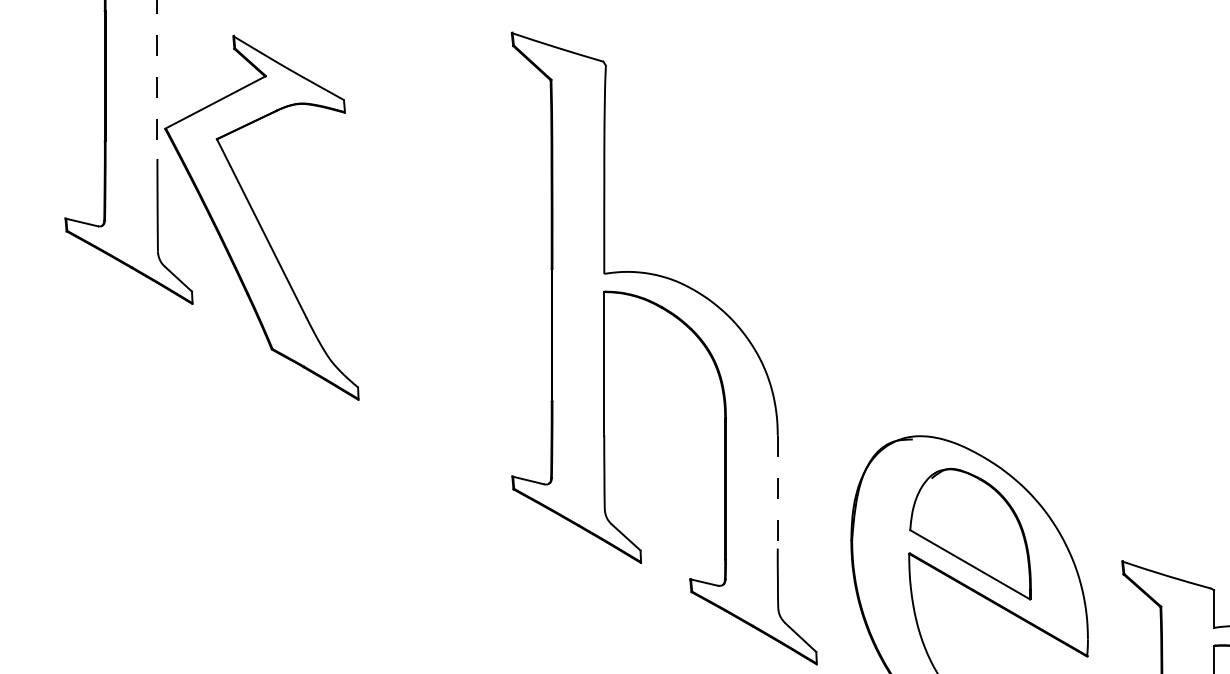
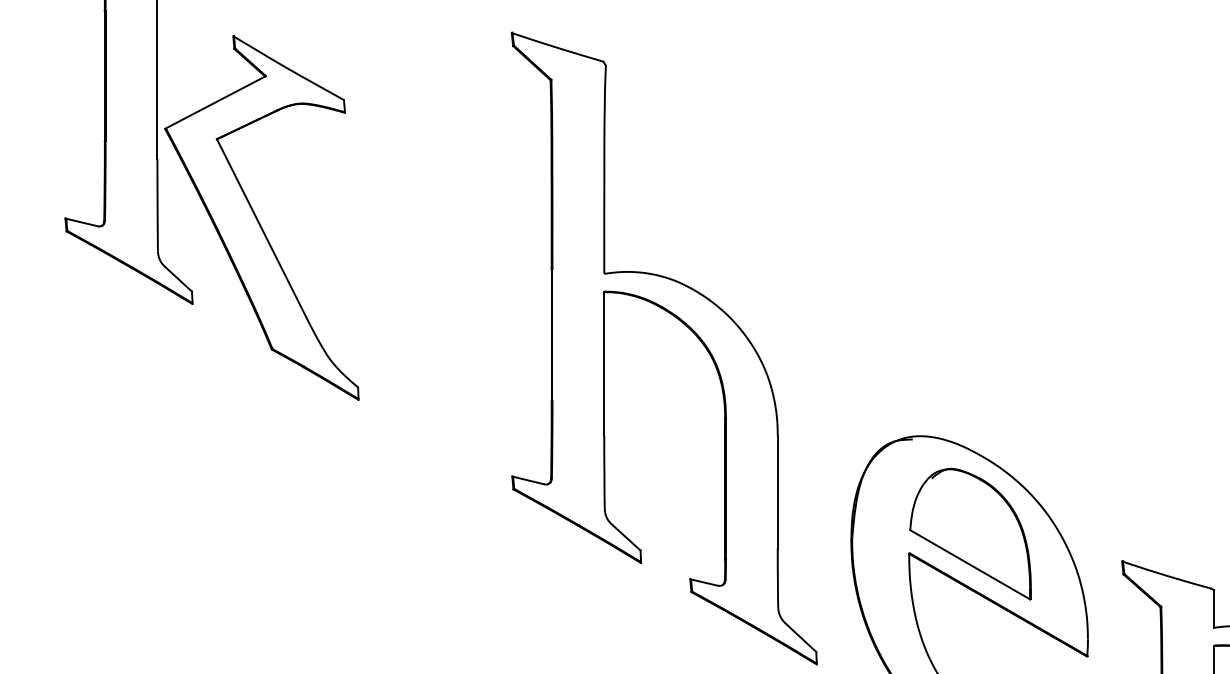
line: dashed -> solid (157, 80)
line: dashed -> solid (777, 492)
